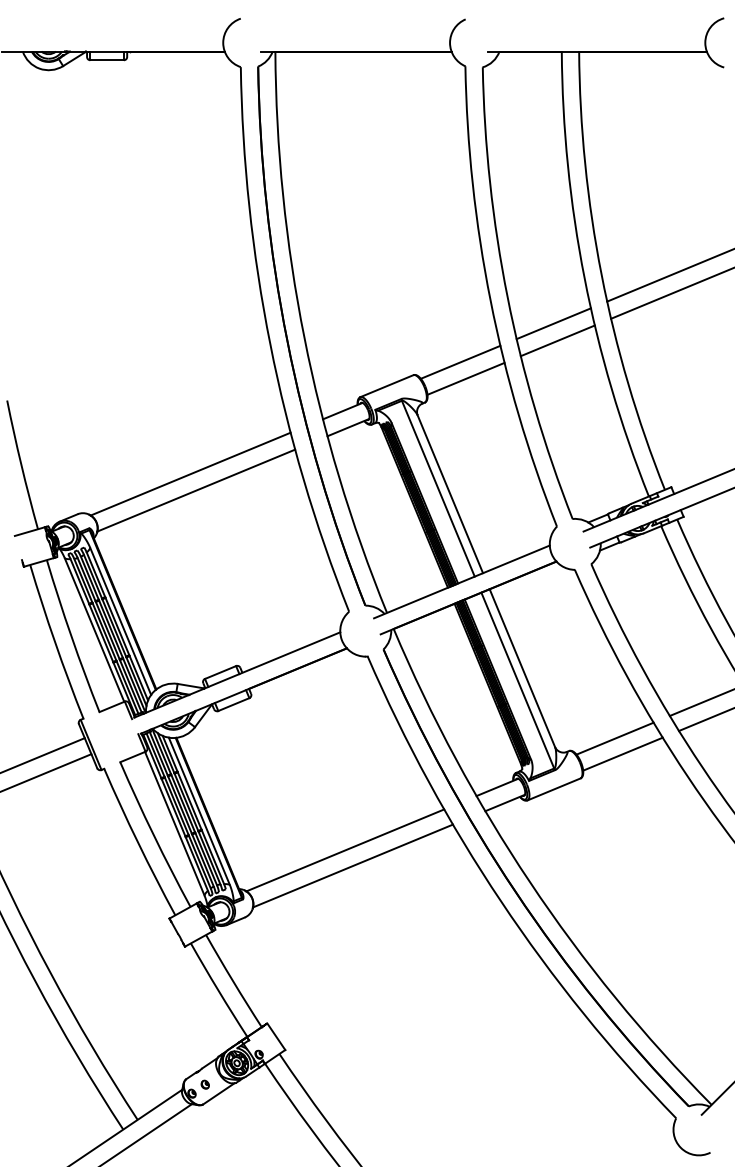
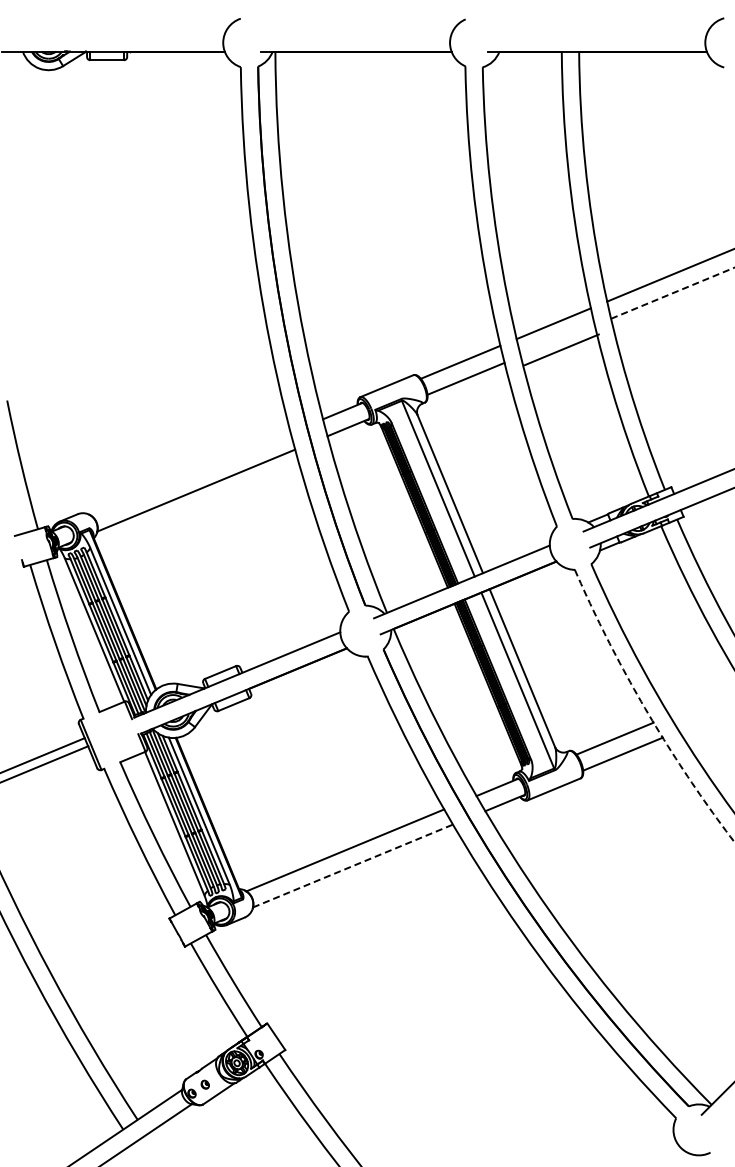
line: solid -> dashed (673, 292)
line position: (557, 340) -> (561, 349) (561, 349)
line: present -> none (190, 473)
line: present -> none (700, 703)
arc: solid -> dashed (646, 710)
line: present -> none (704, 720)
line position: (46, 772) -> (45, 763) (45, 763)
line: solid -> dashed (353, 865)
